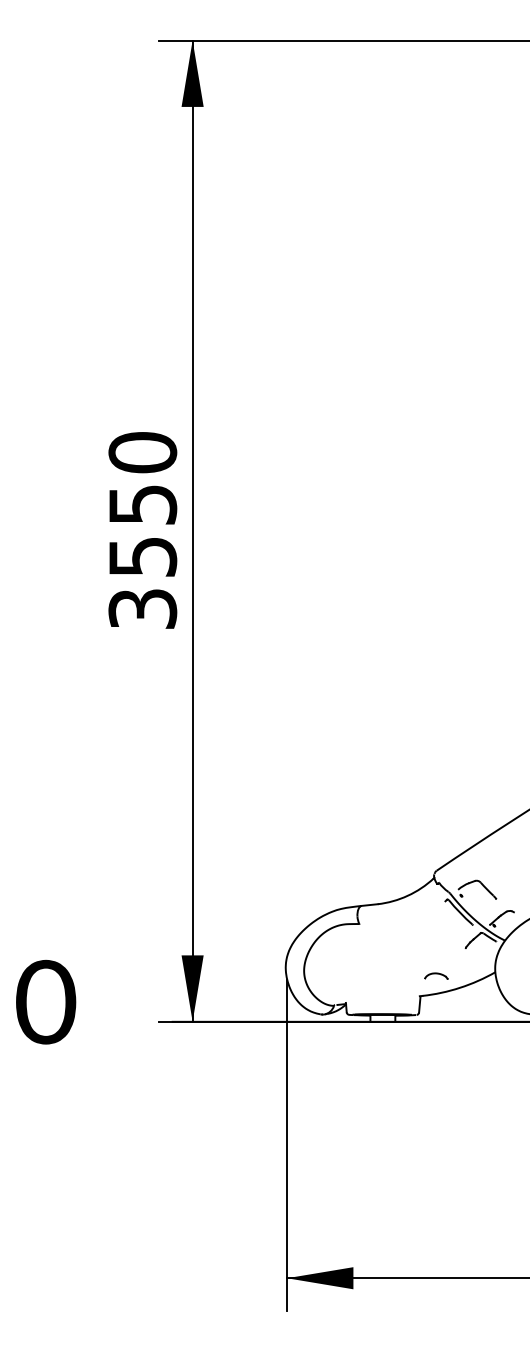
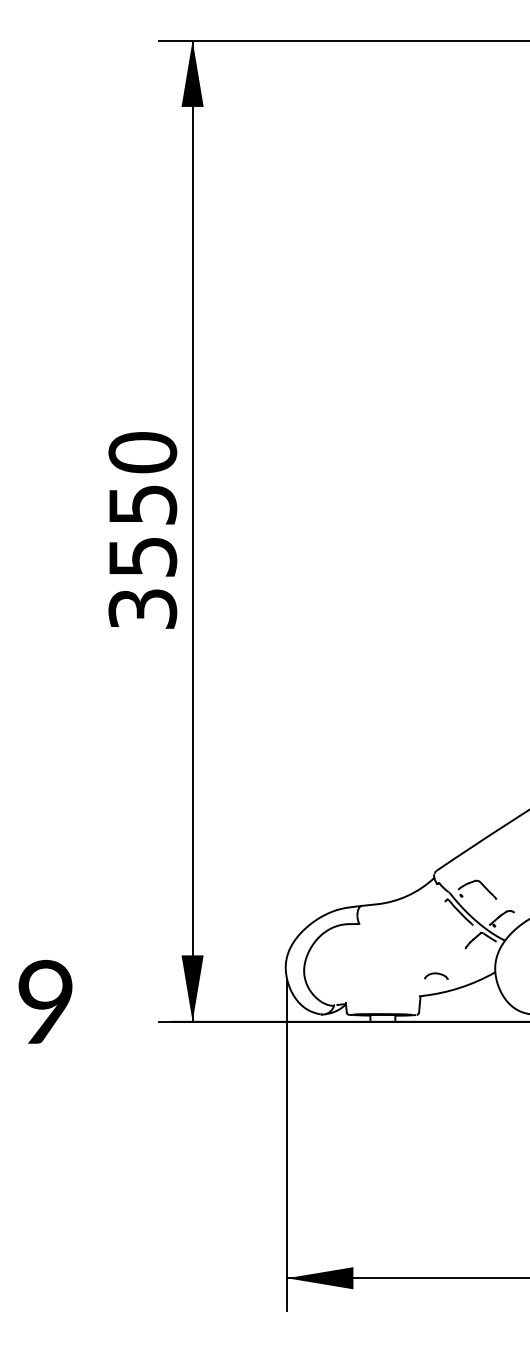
text: 0 -> 9 (46, 1002)
